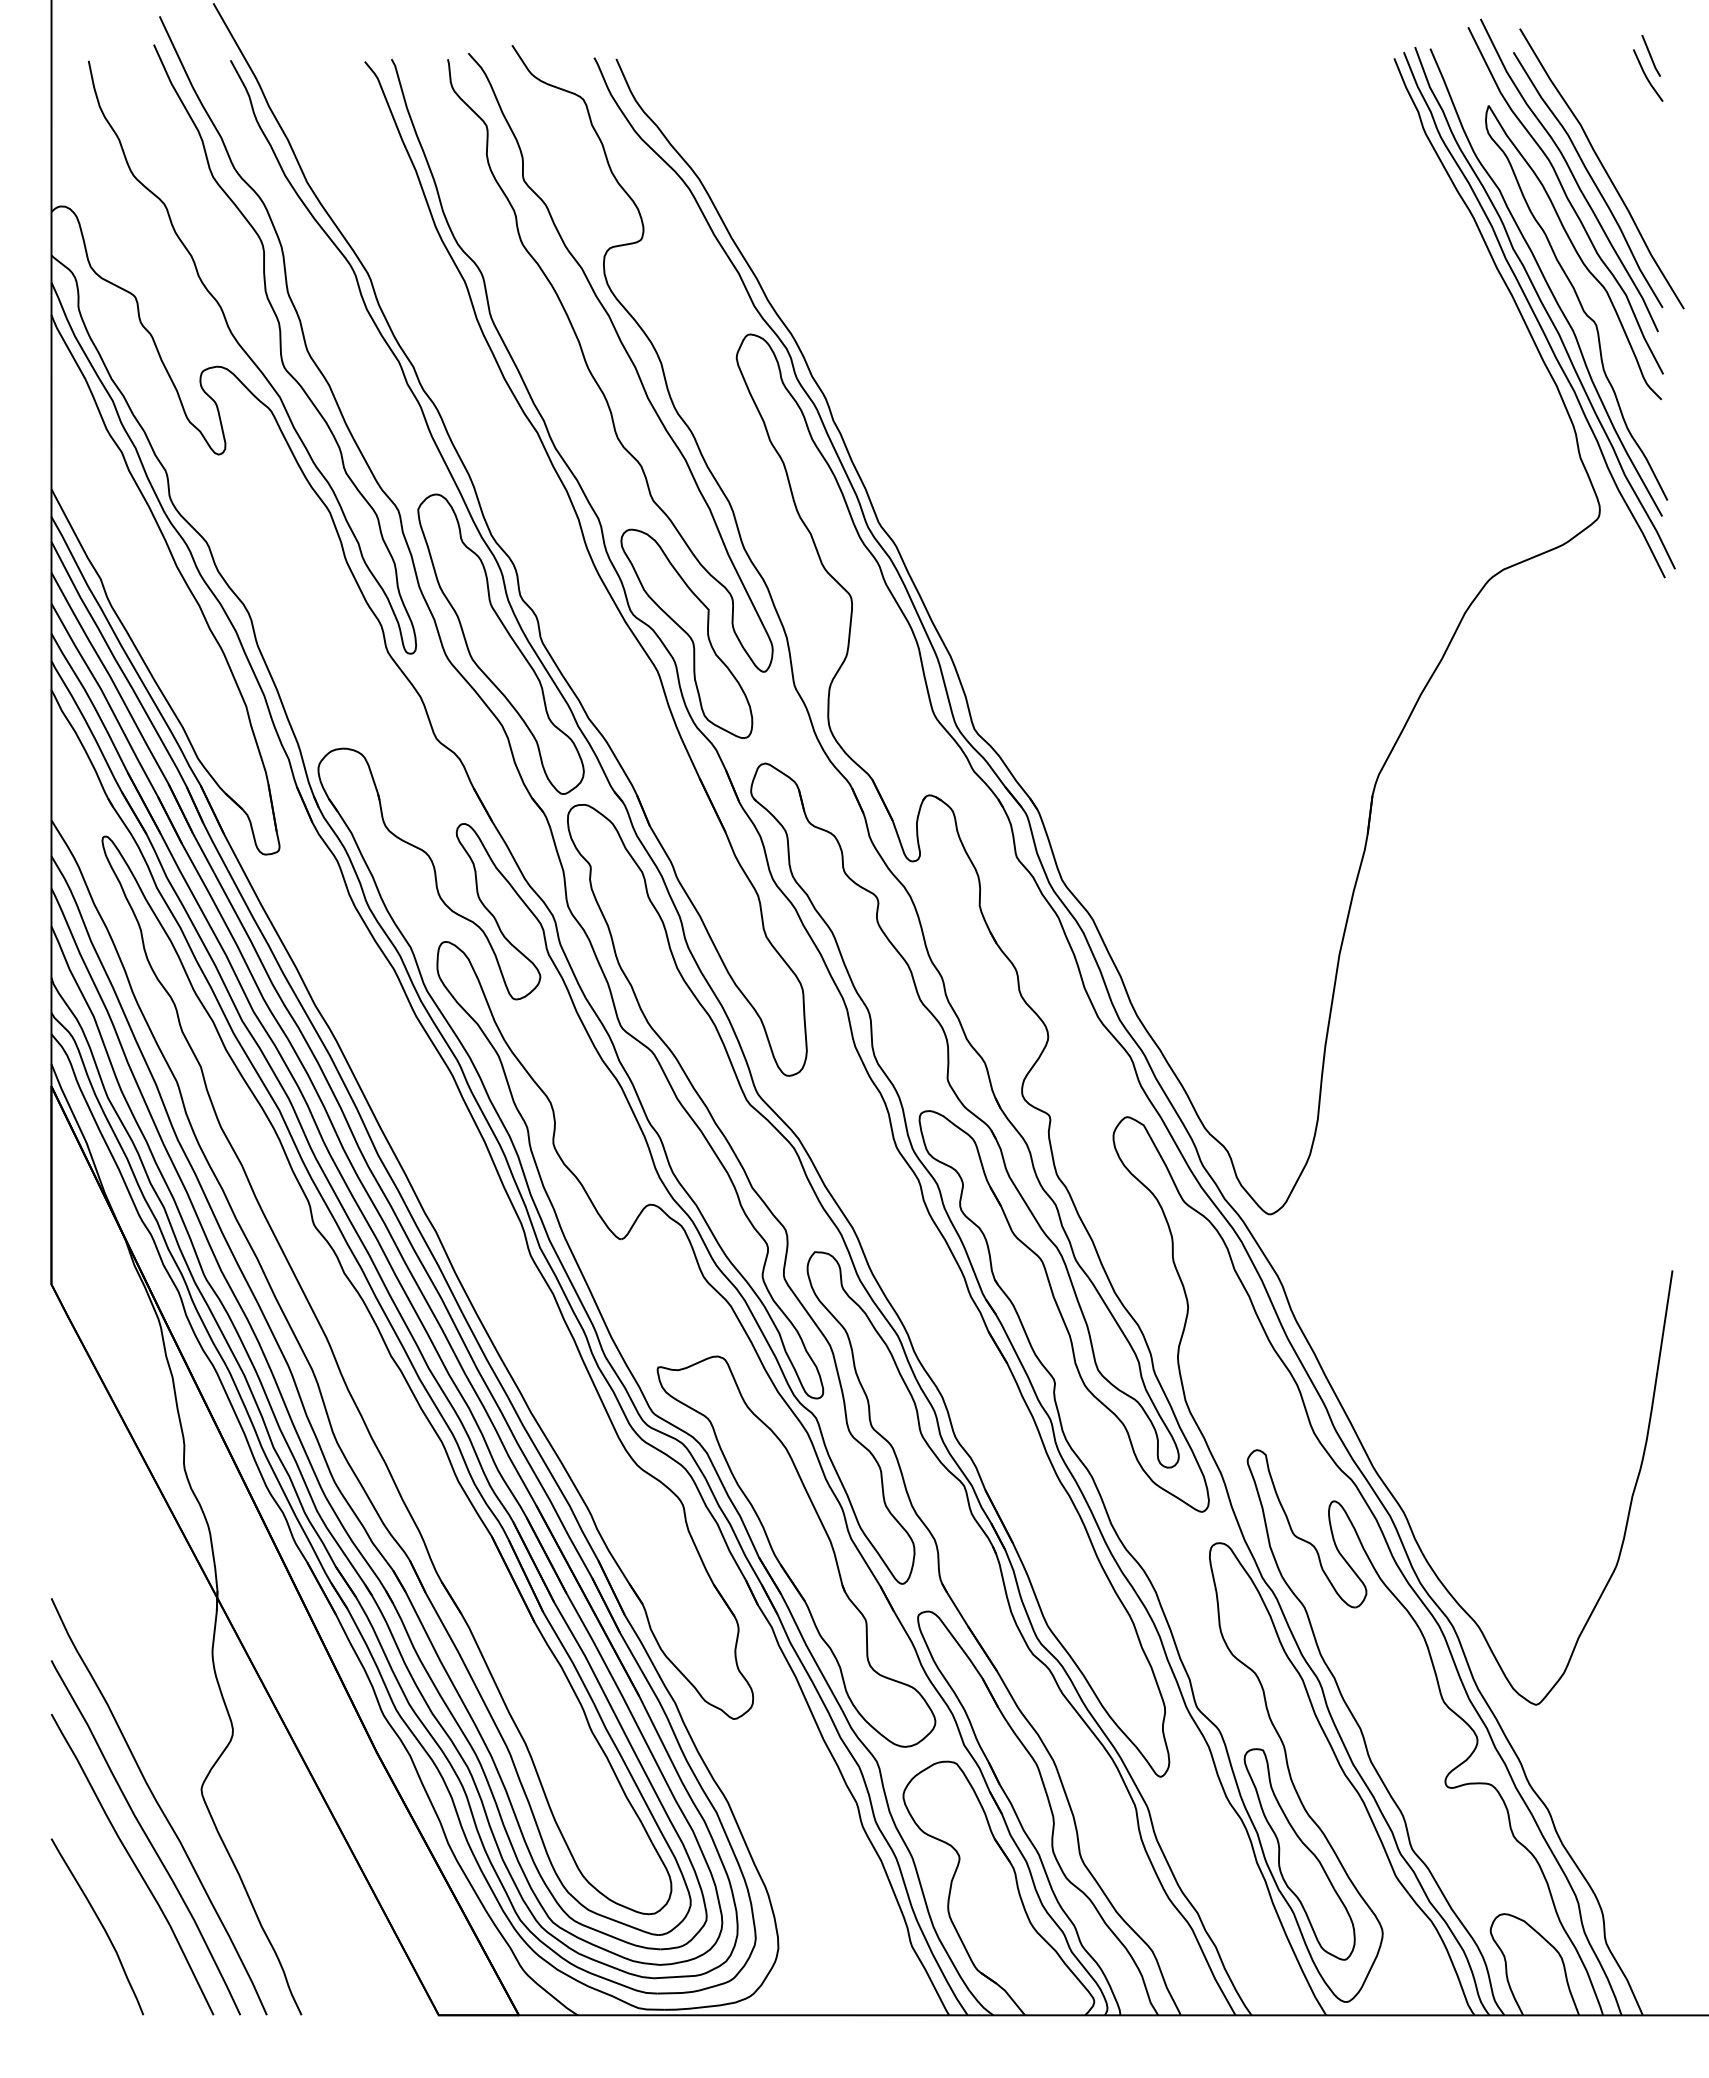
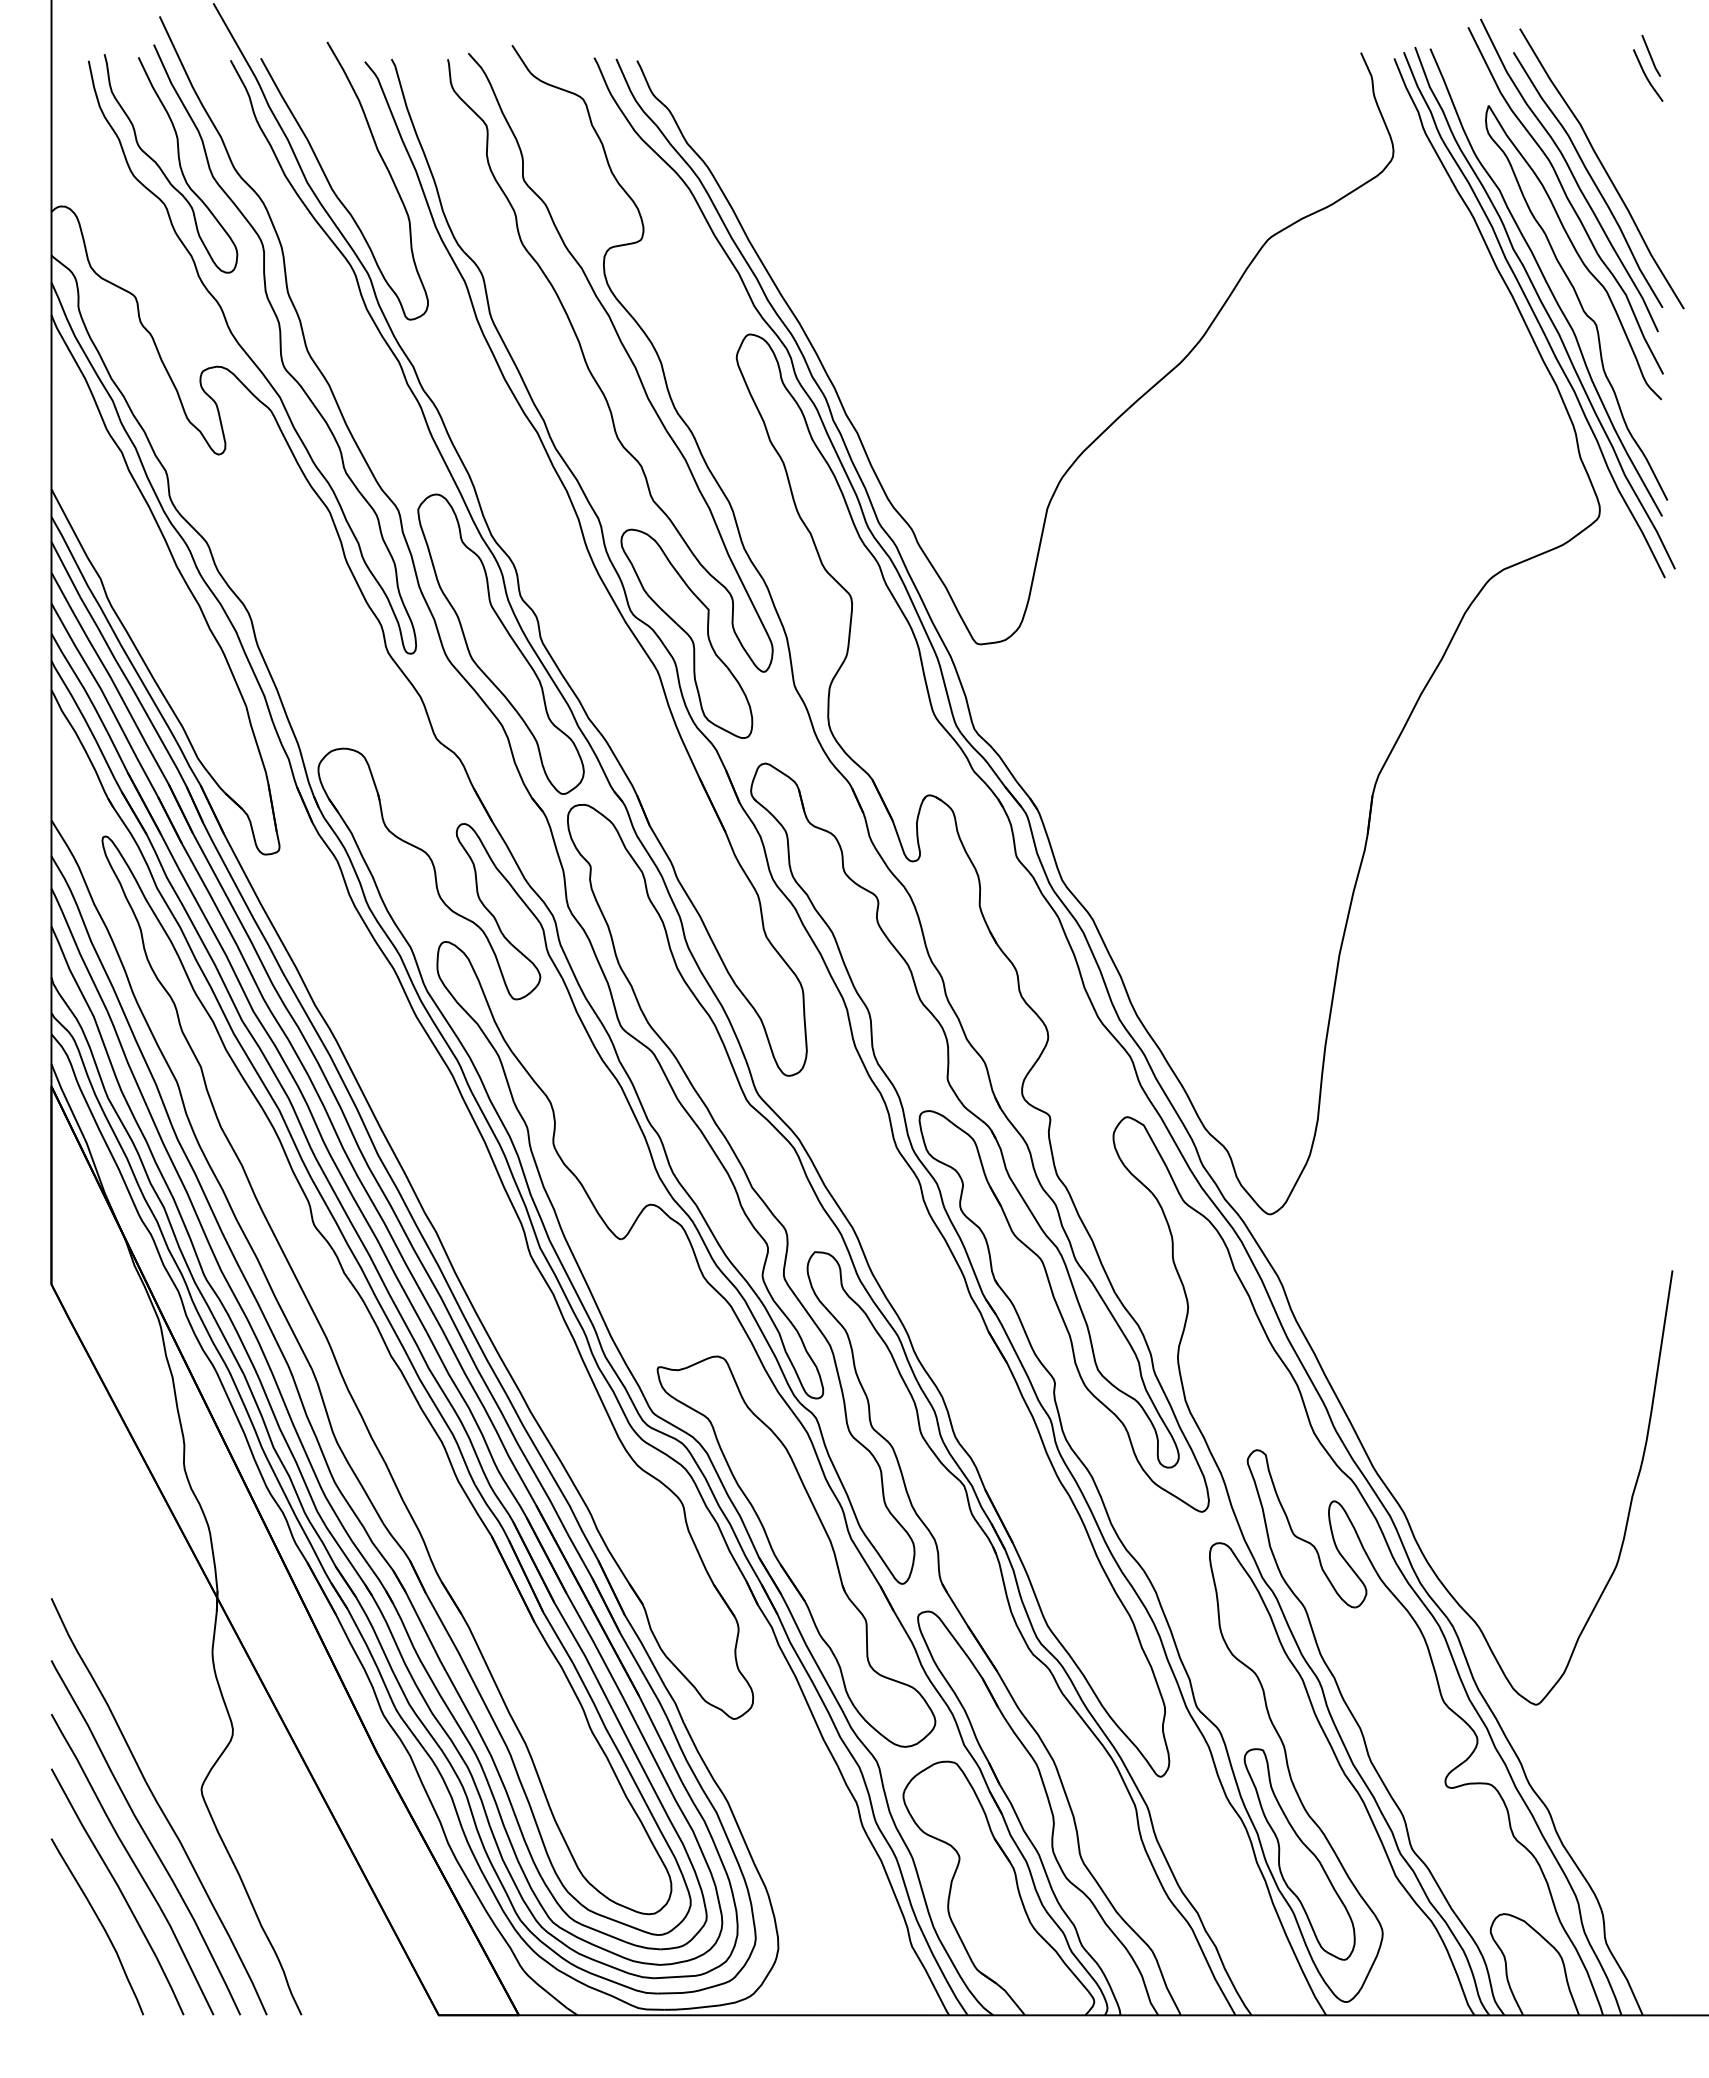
curve: none -> present (178, 162)
curve: none -> present (332, 187)
curve: none -> present (1100, 433)
curve: none -> present (119, 1891)
